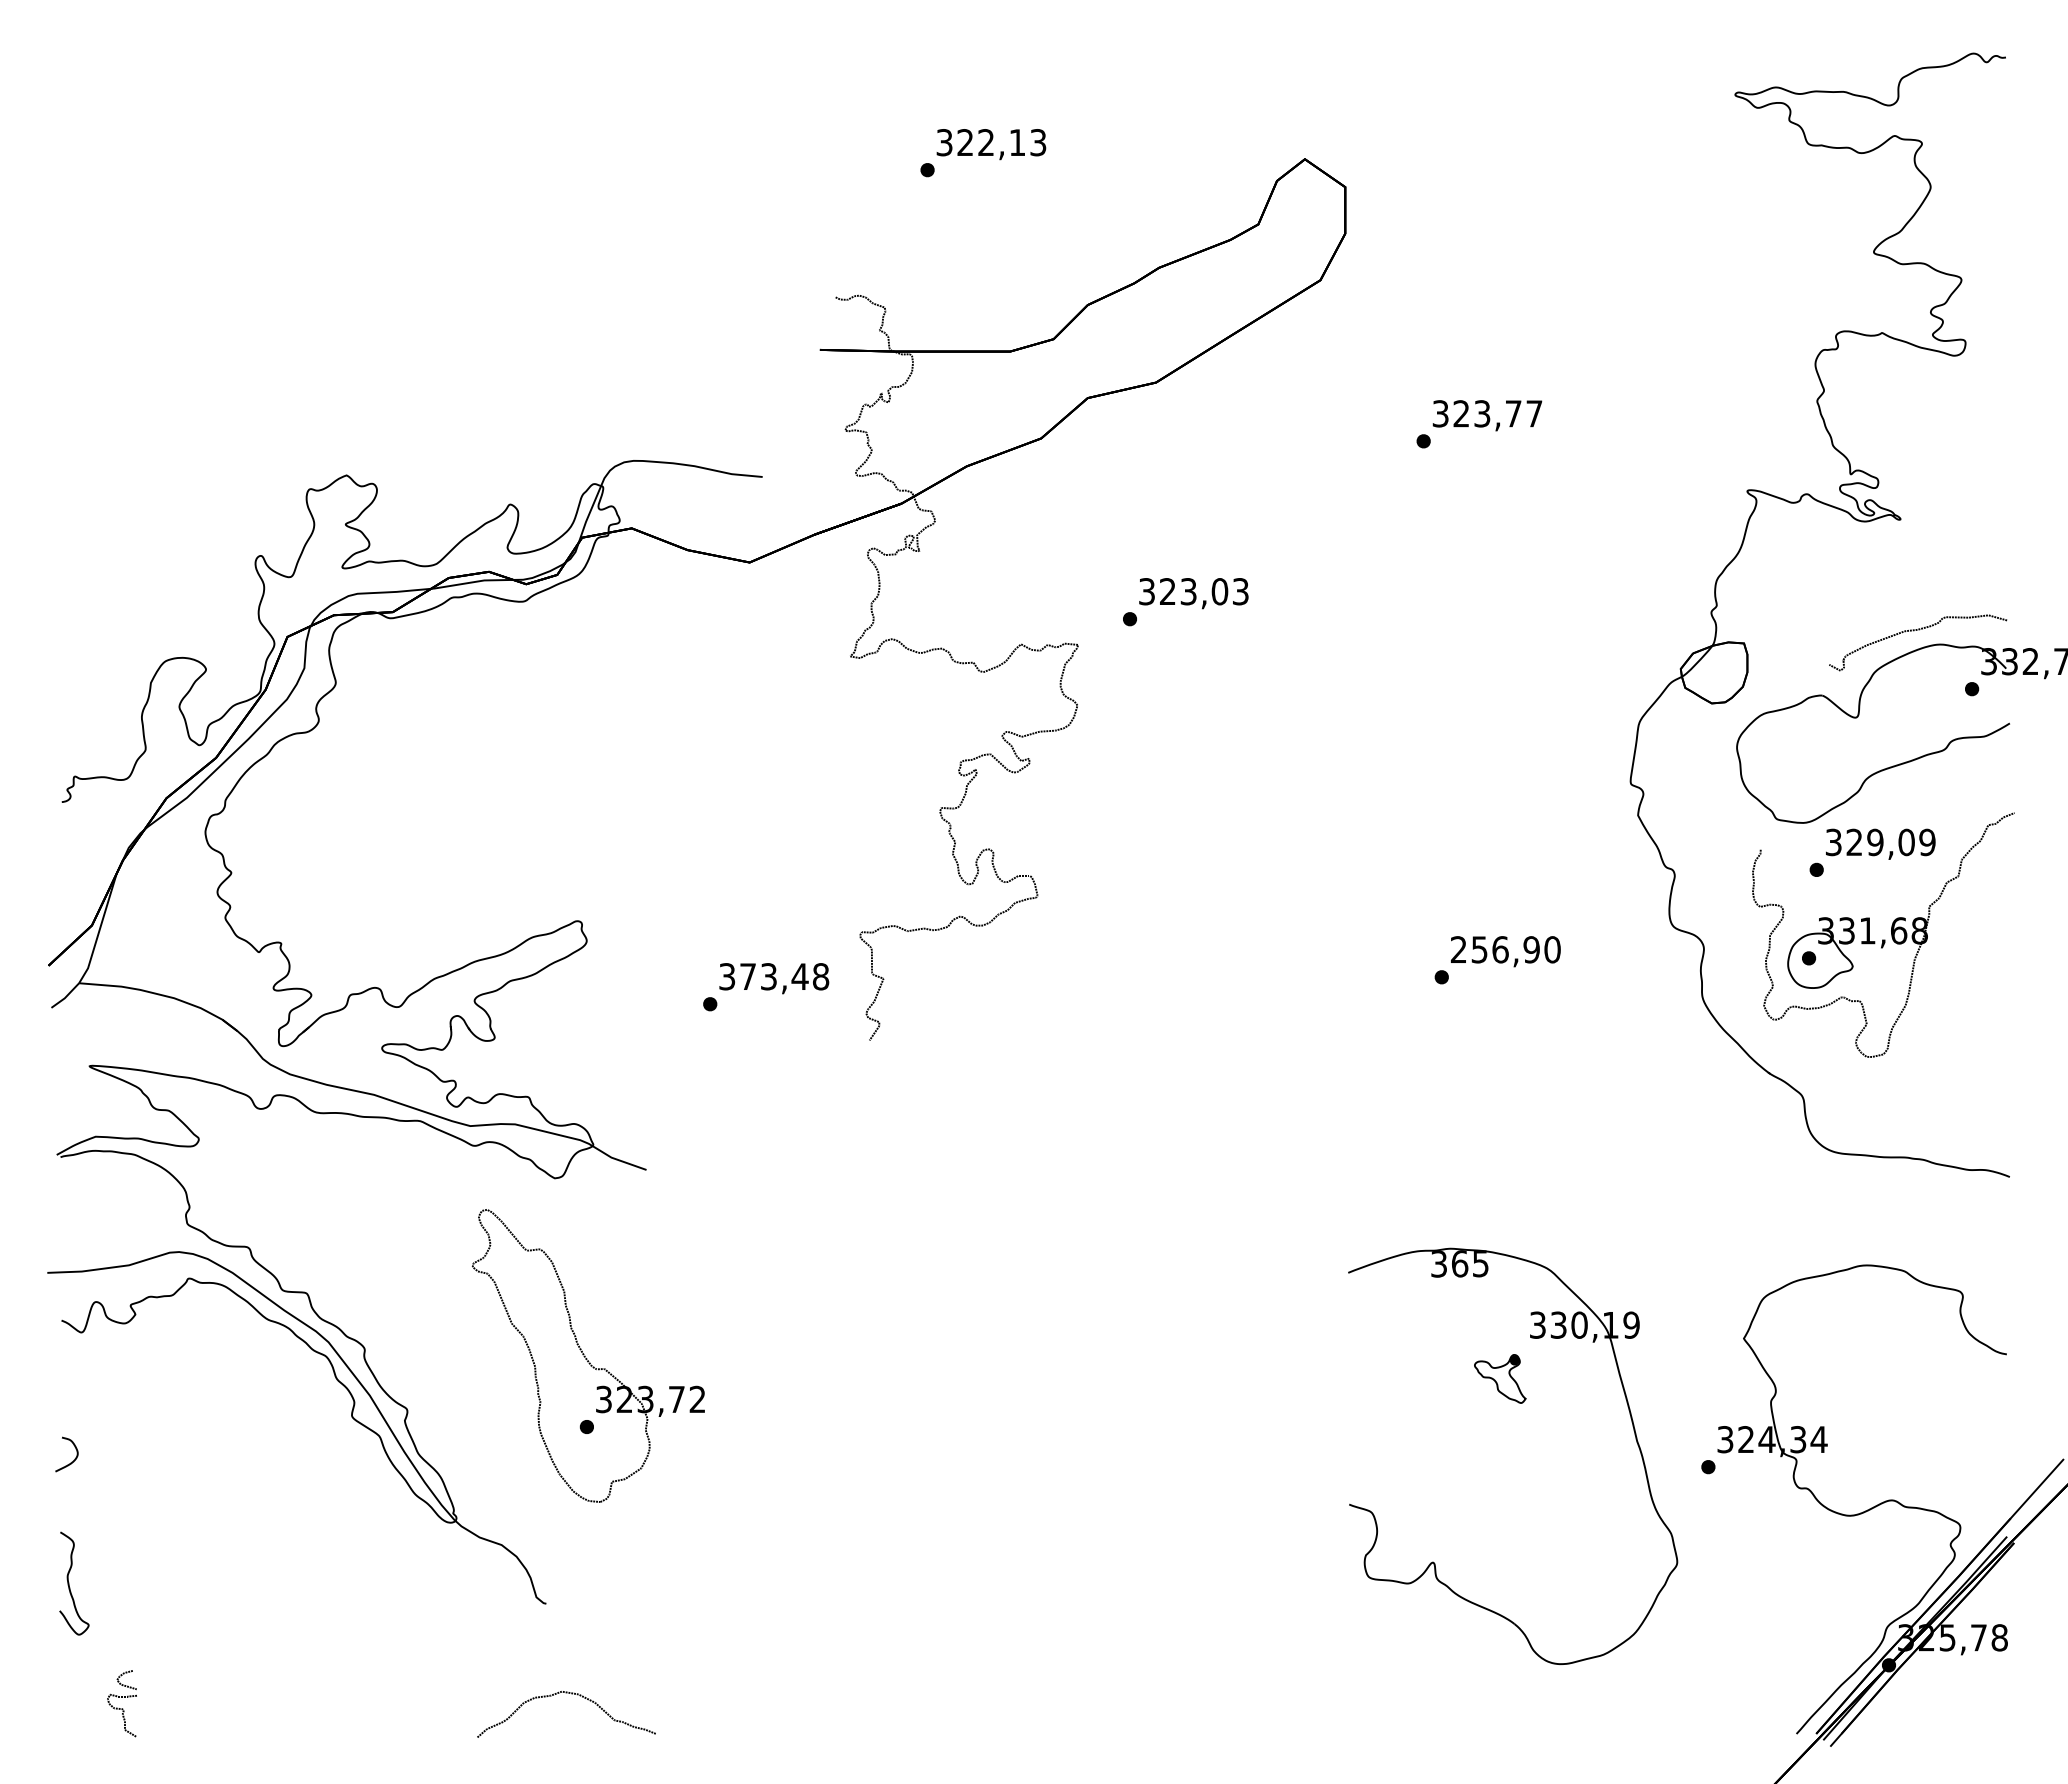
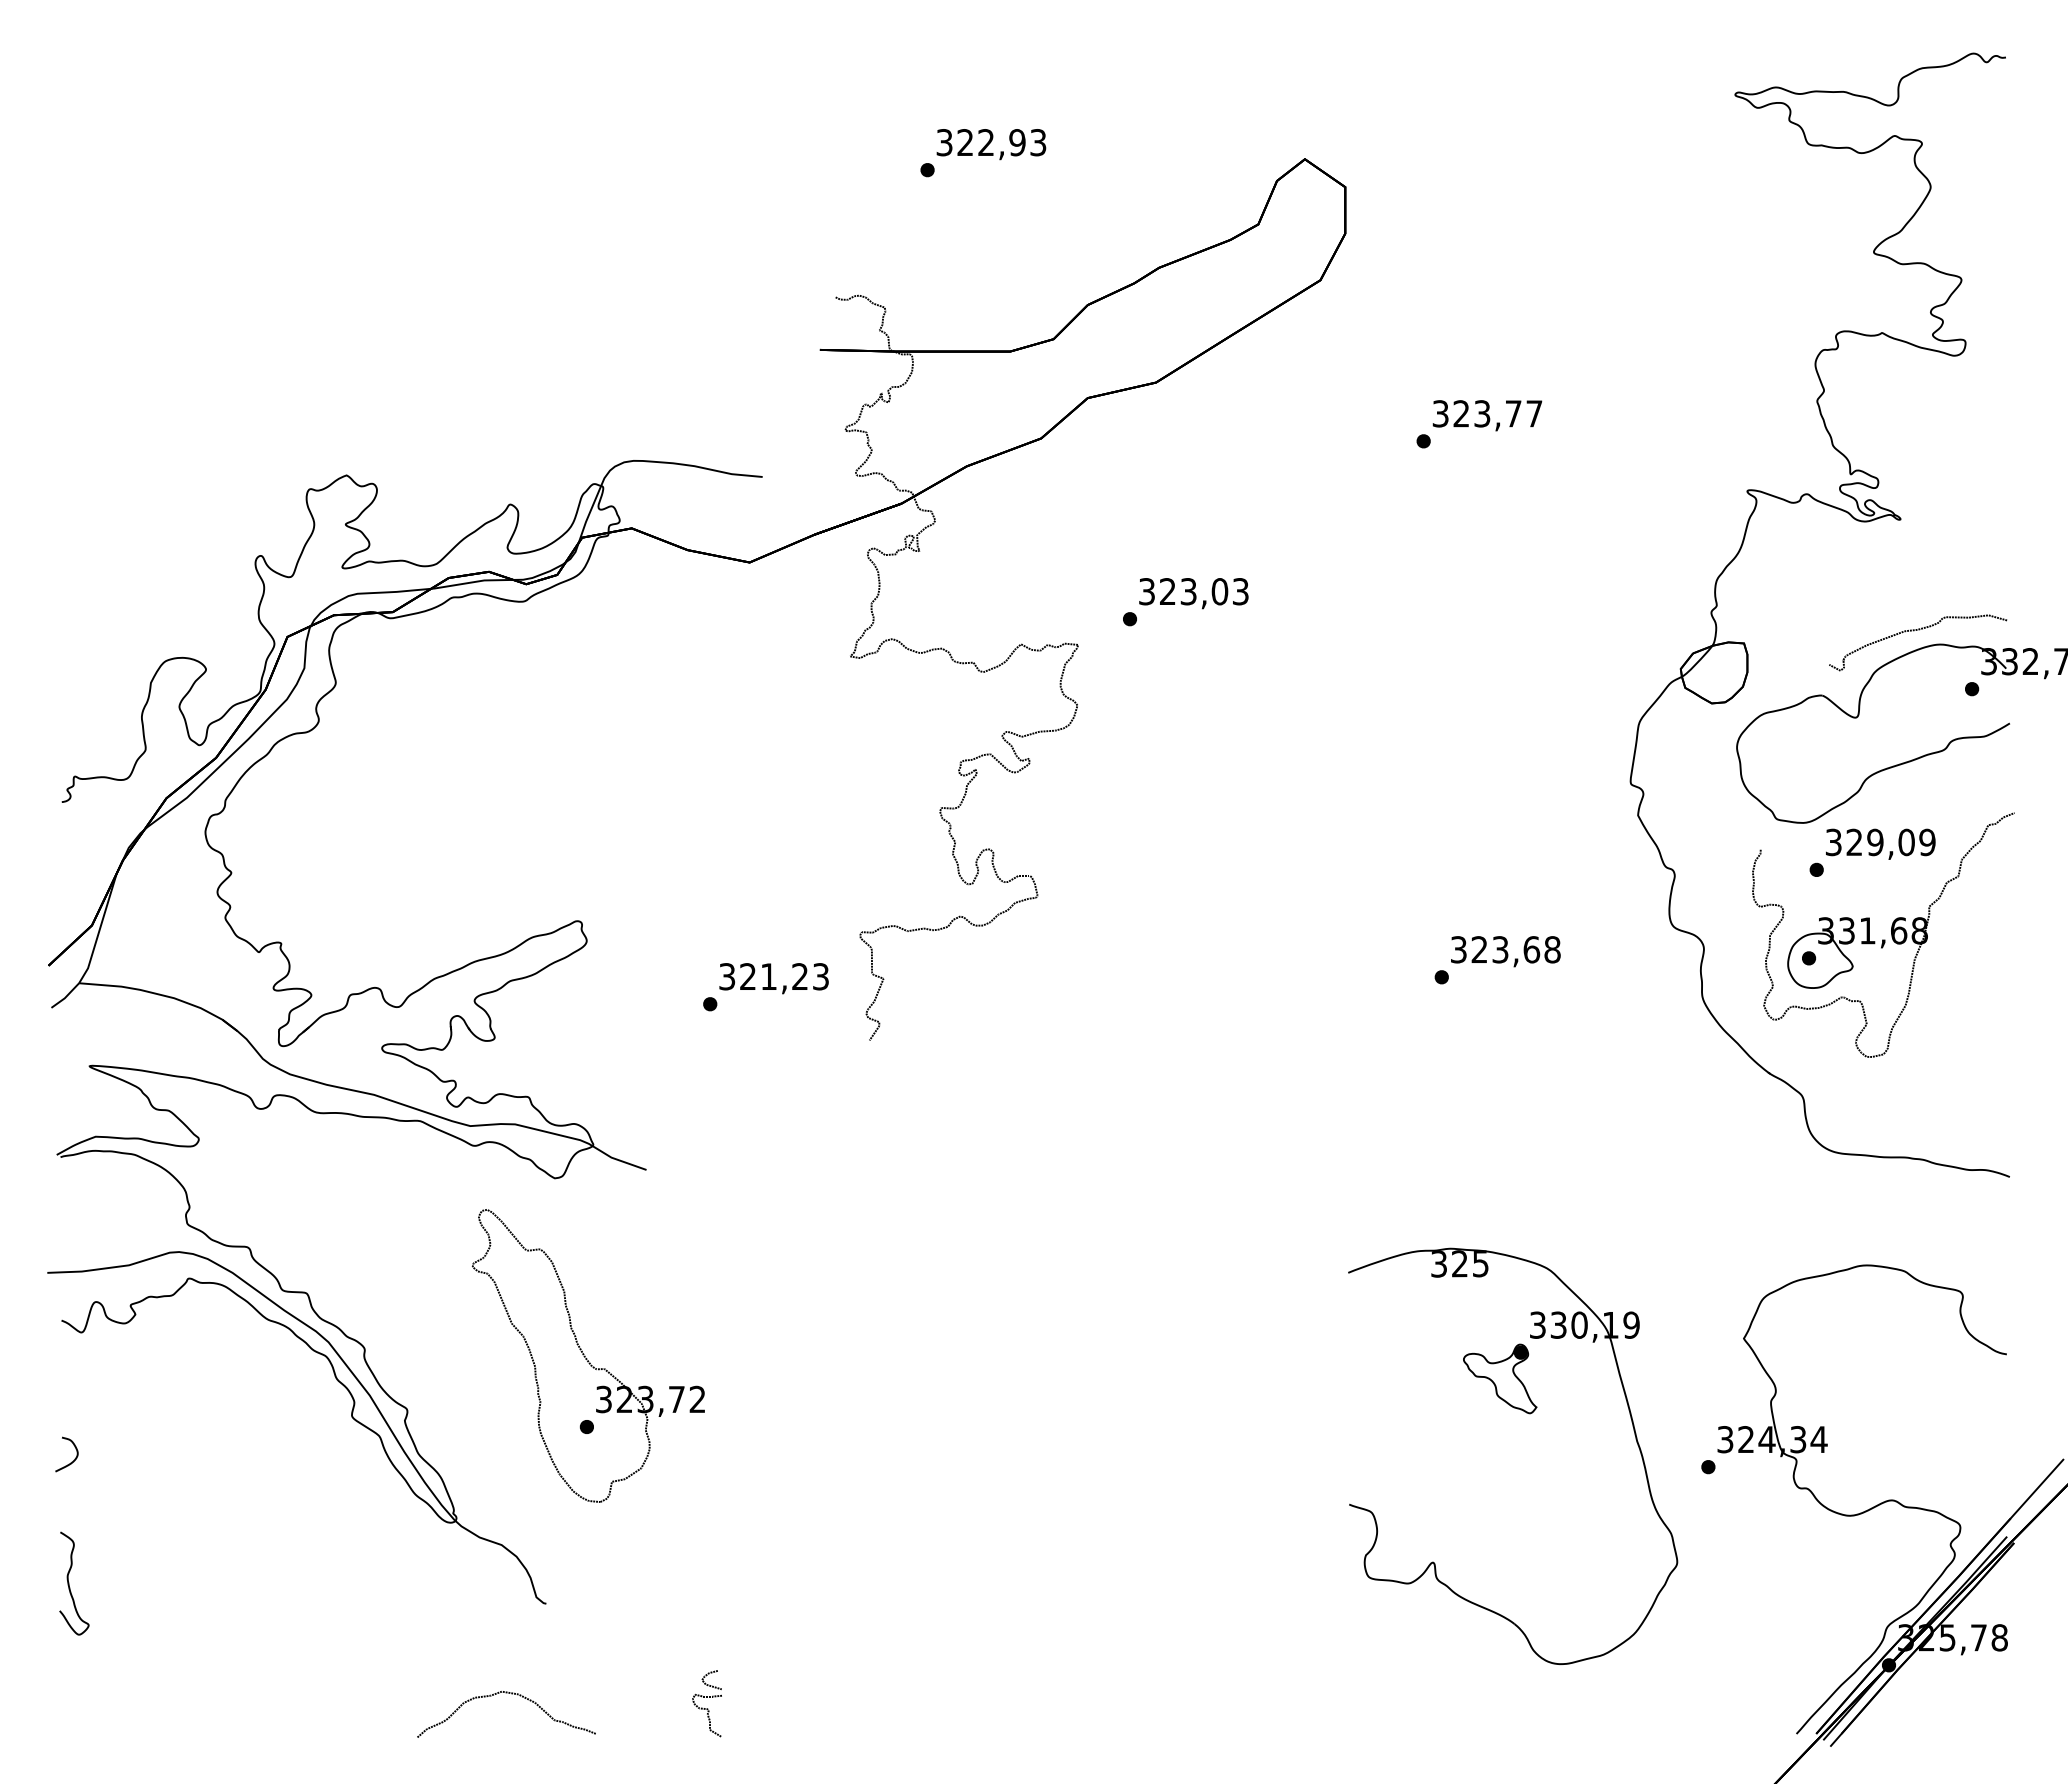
text: 322,13 -> 322,93 (1017, 142)
text: 256,90 -> 323,68 (1505, 949)
text: 373,48 -> 321,23 (784, 976)
text: 365 -> 325 (1460, 1263)
part size: 53x50 px -> 75x72 px (1500, 1378)
curve position: (571, 1694) -> (511, 1694) (511, 1694)
part position: (121, 1703) -> (706, 1703) (706, 1703)
